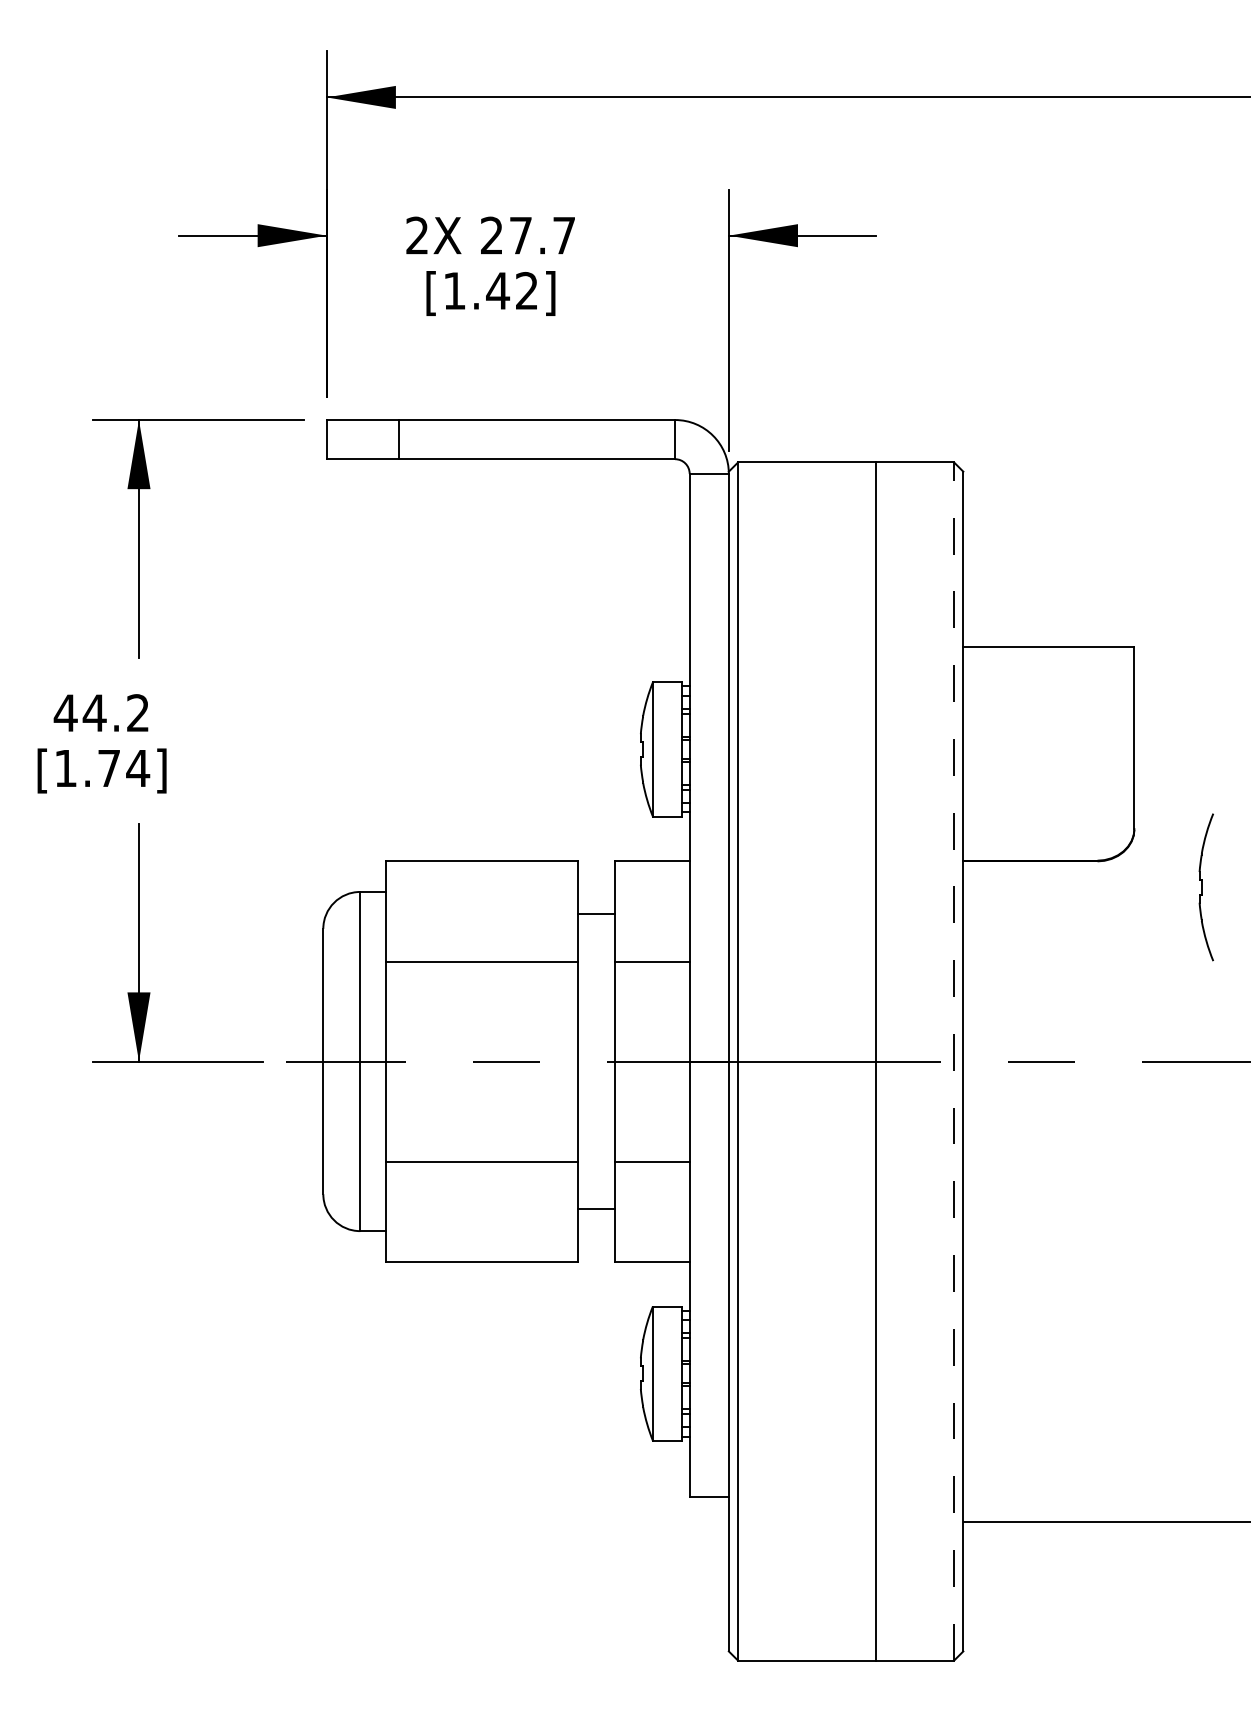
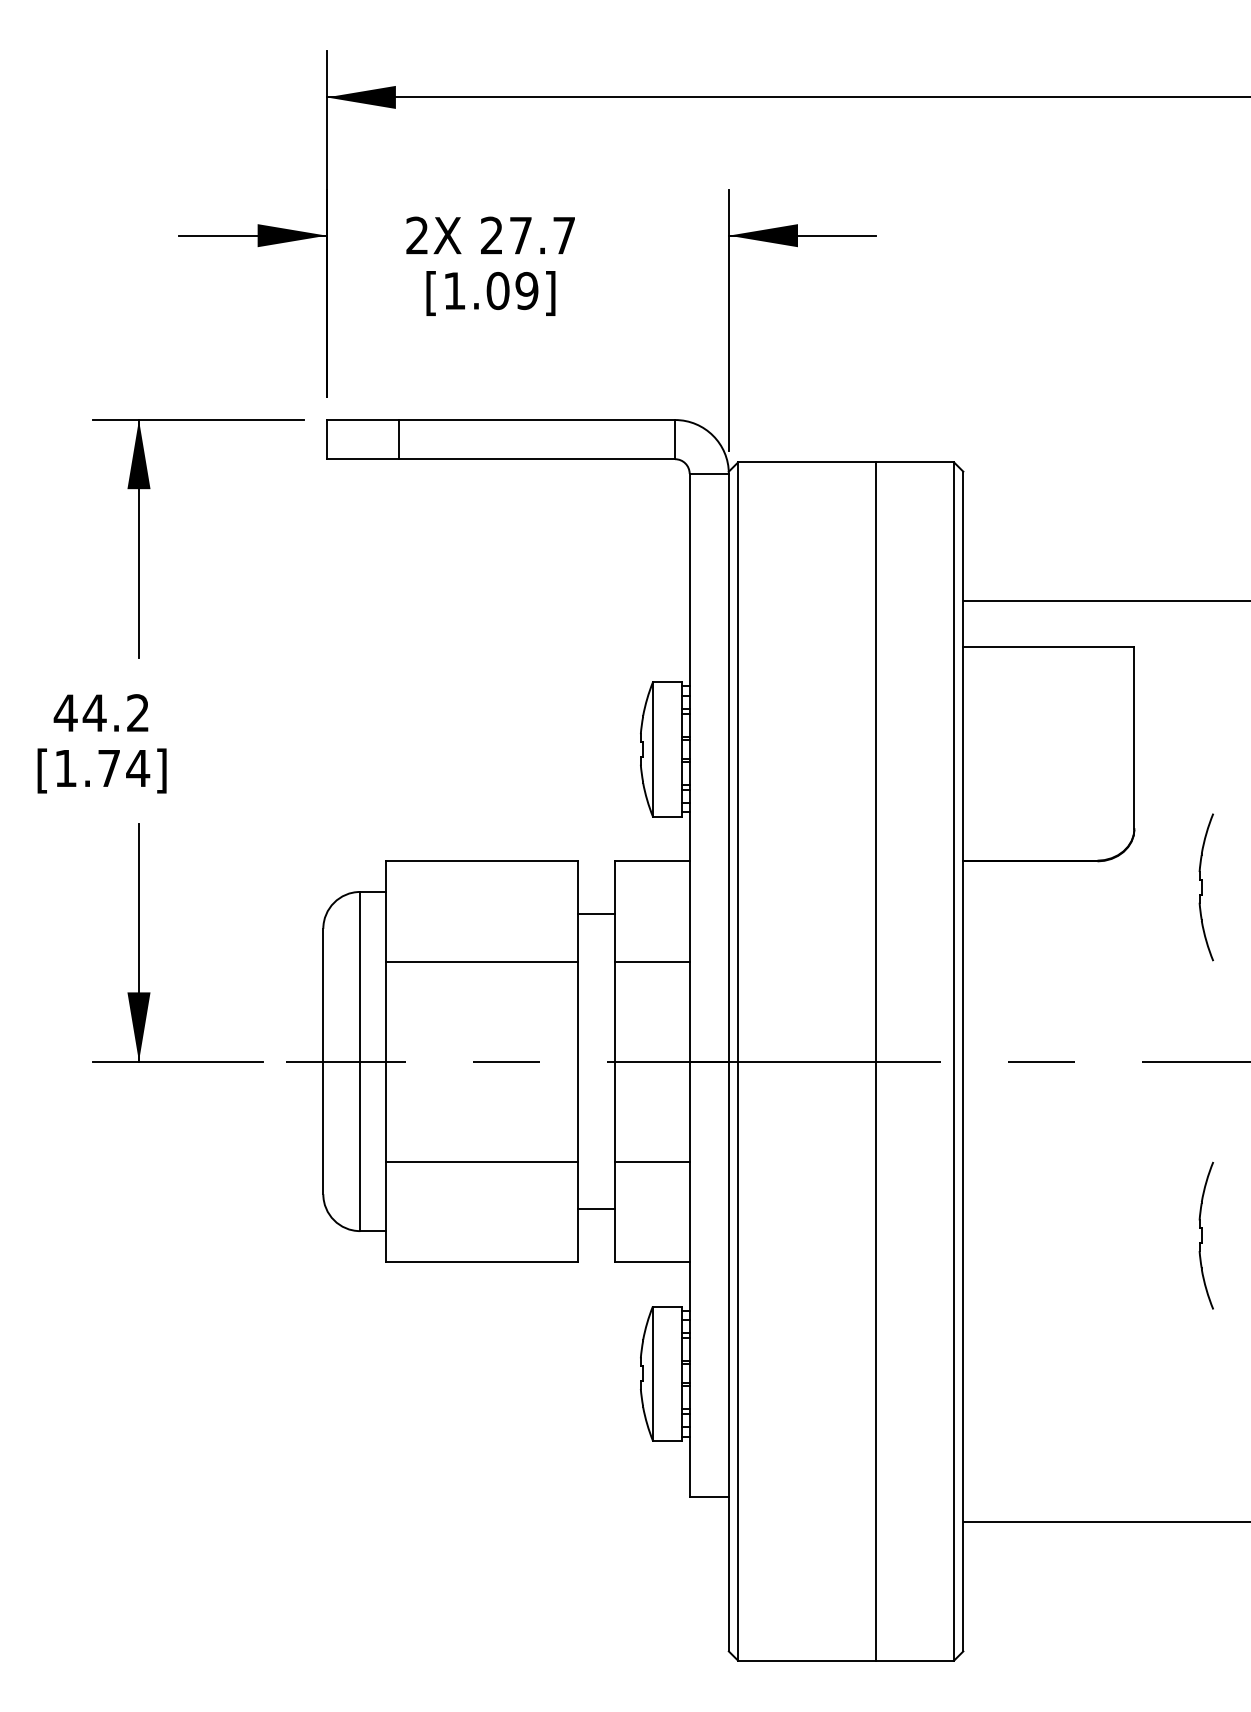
text: [1.42] -> [1.09] (512, 291)
line: none -> present (1105, 600)
line: dashed -> solid (954, 1061)
part: none -> present (1205, 1235)
